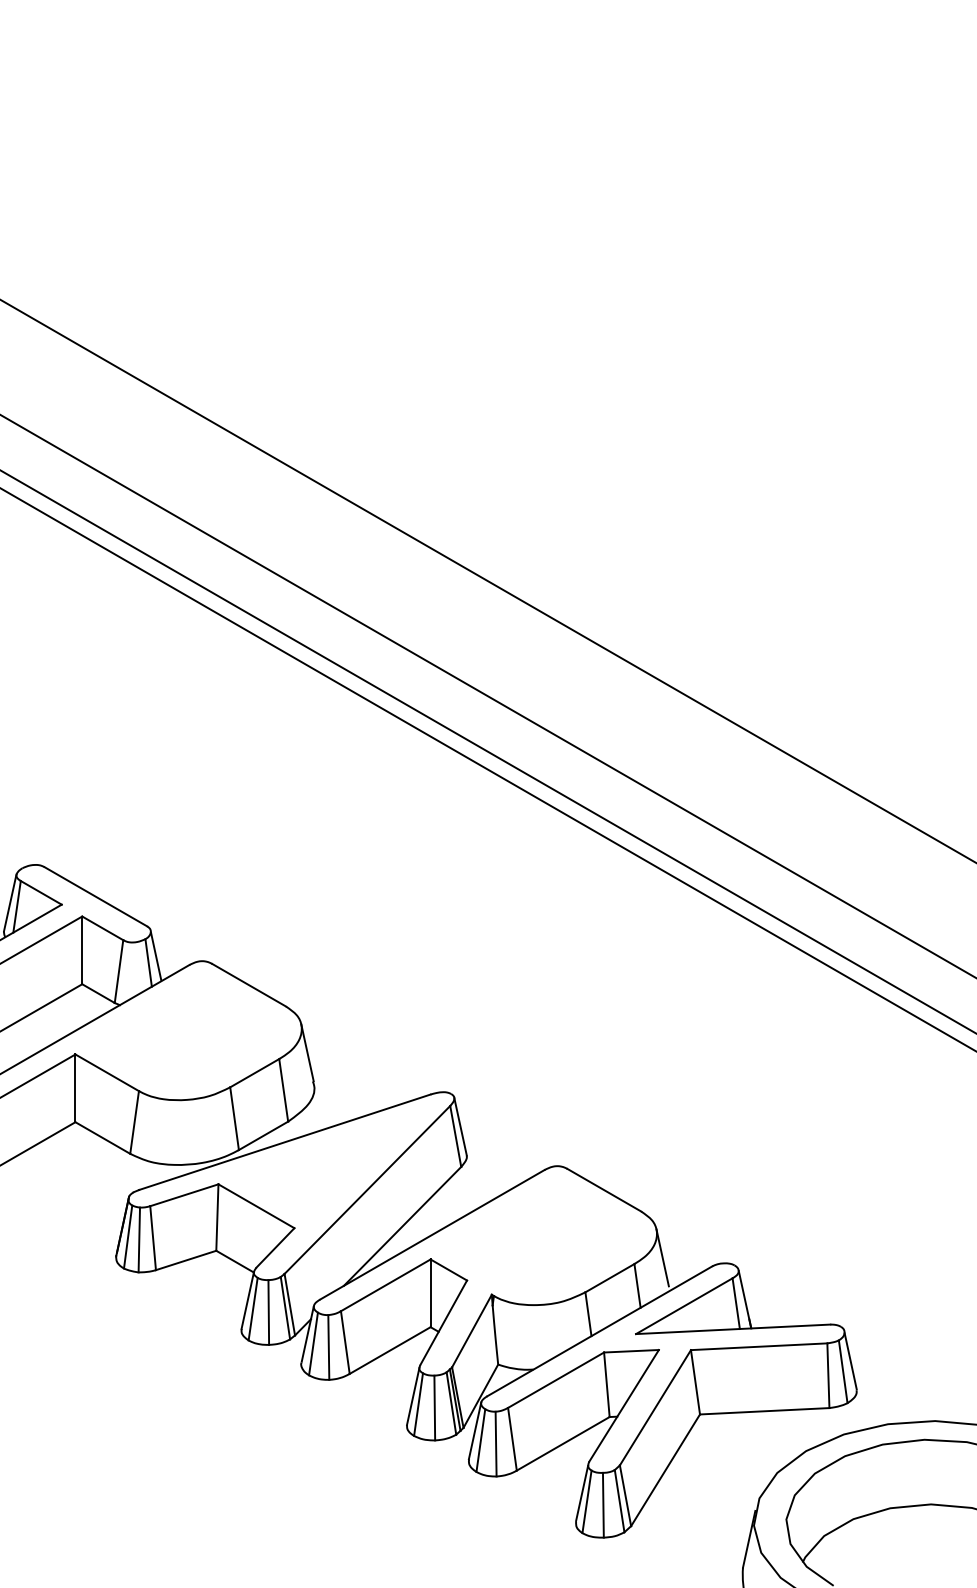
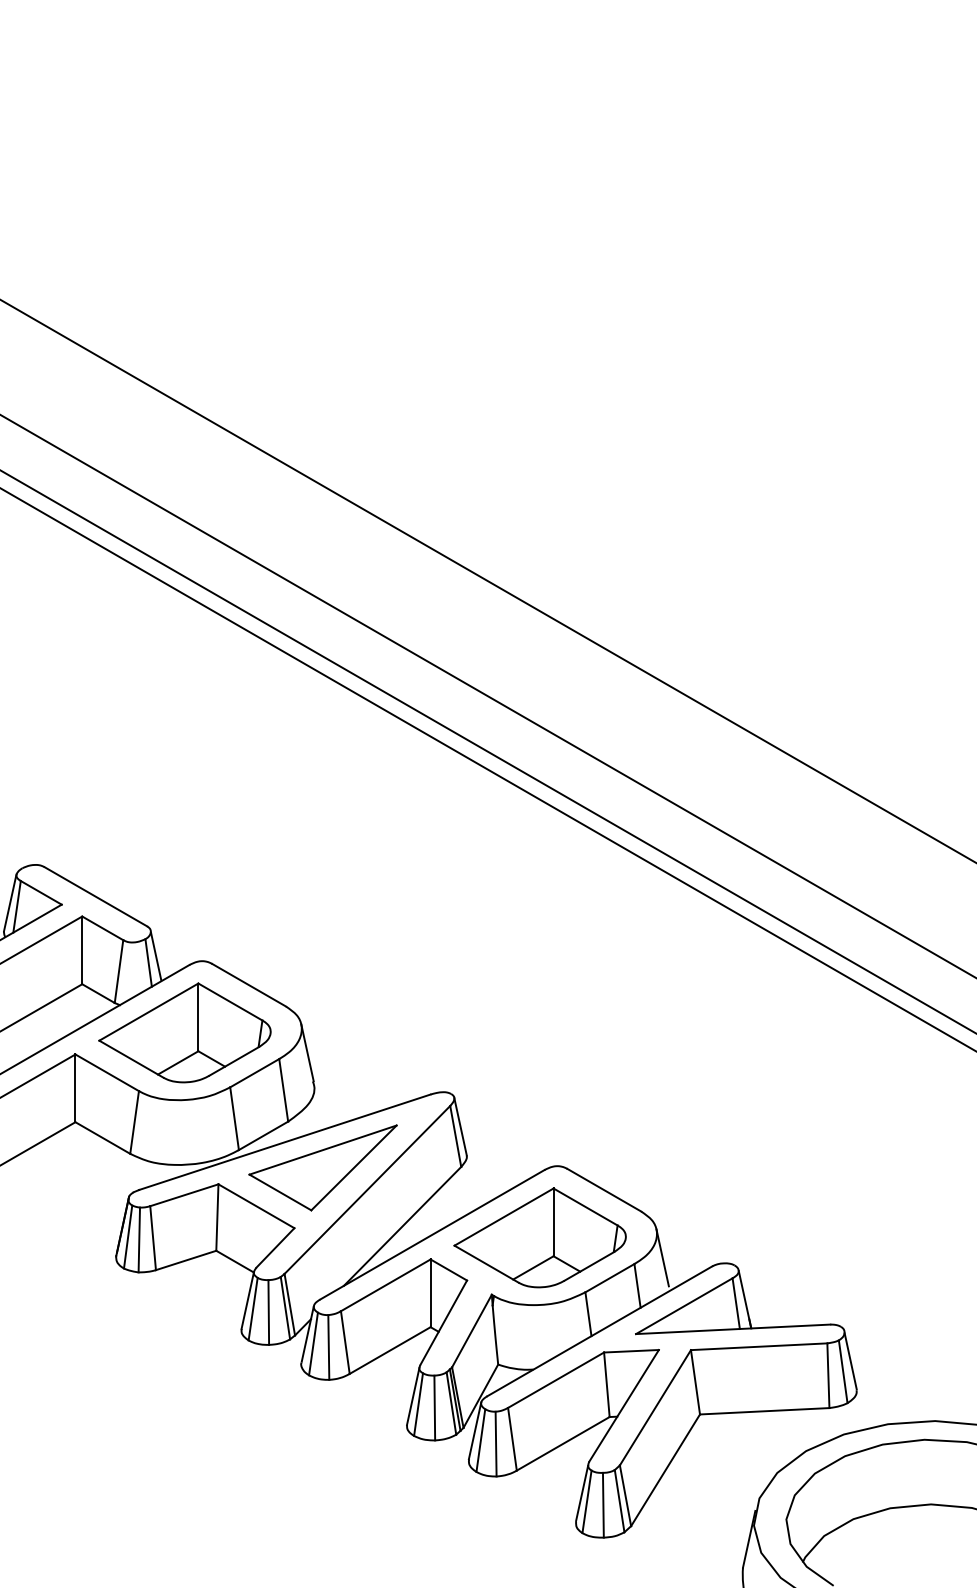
part: none -> present (184, 1032)
part: none -> present (322, 1167)
part: none -> present (539, 1237)
